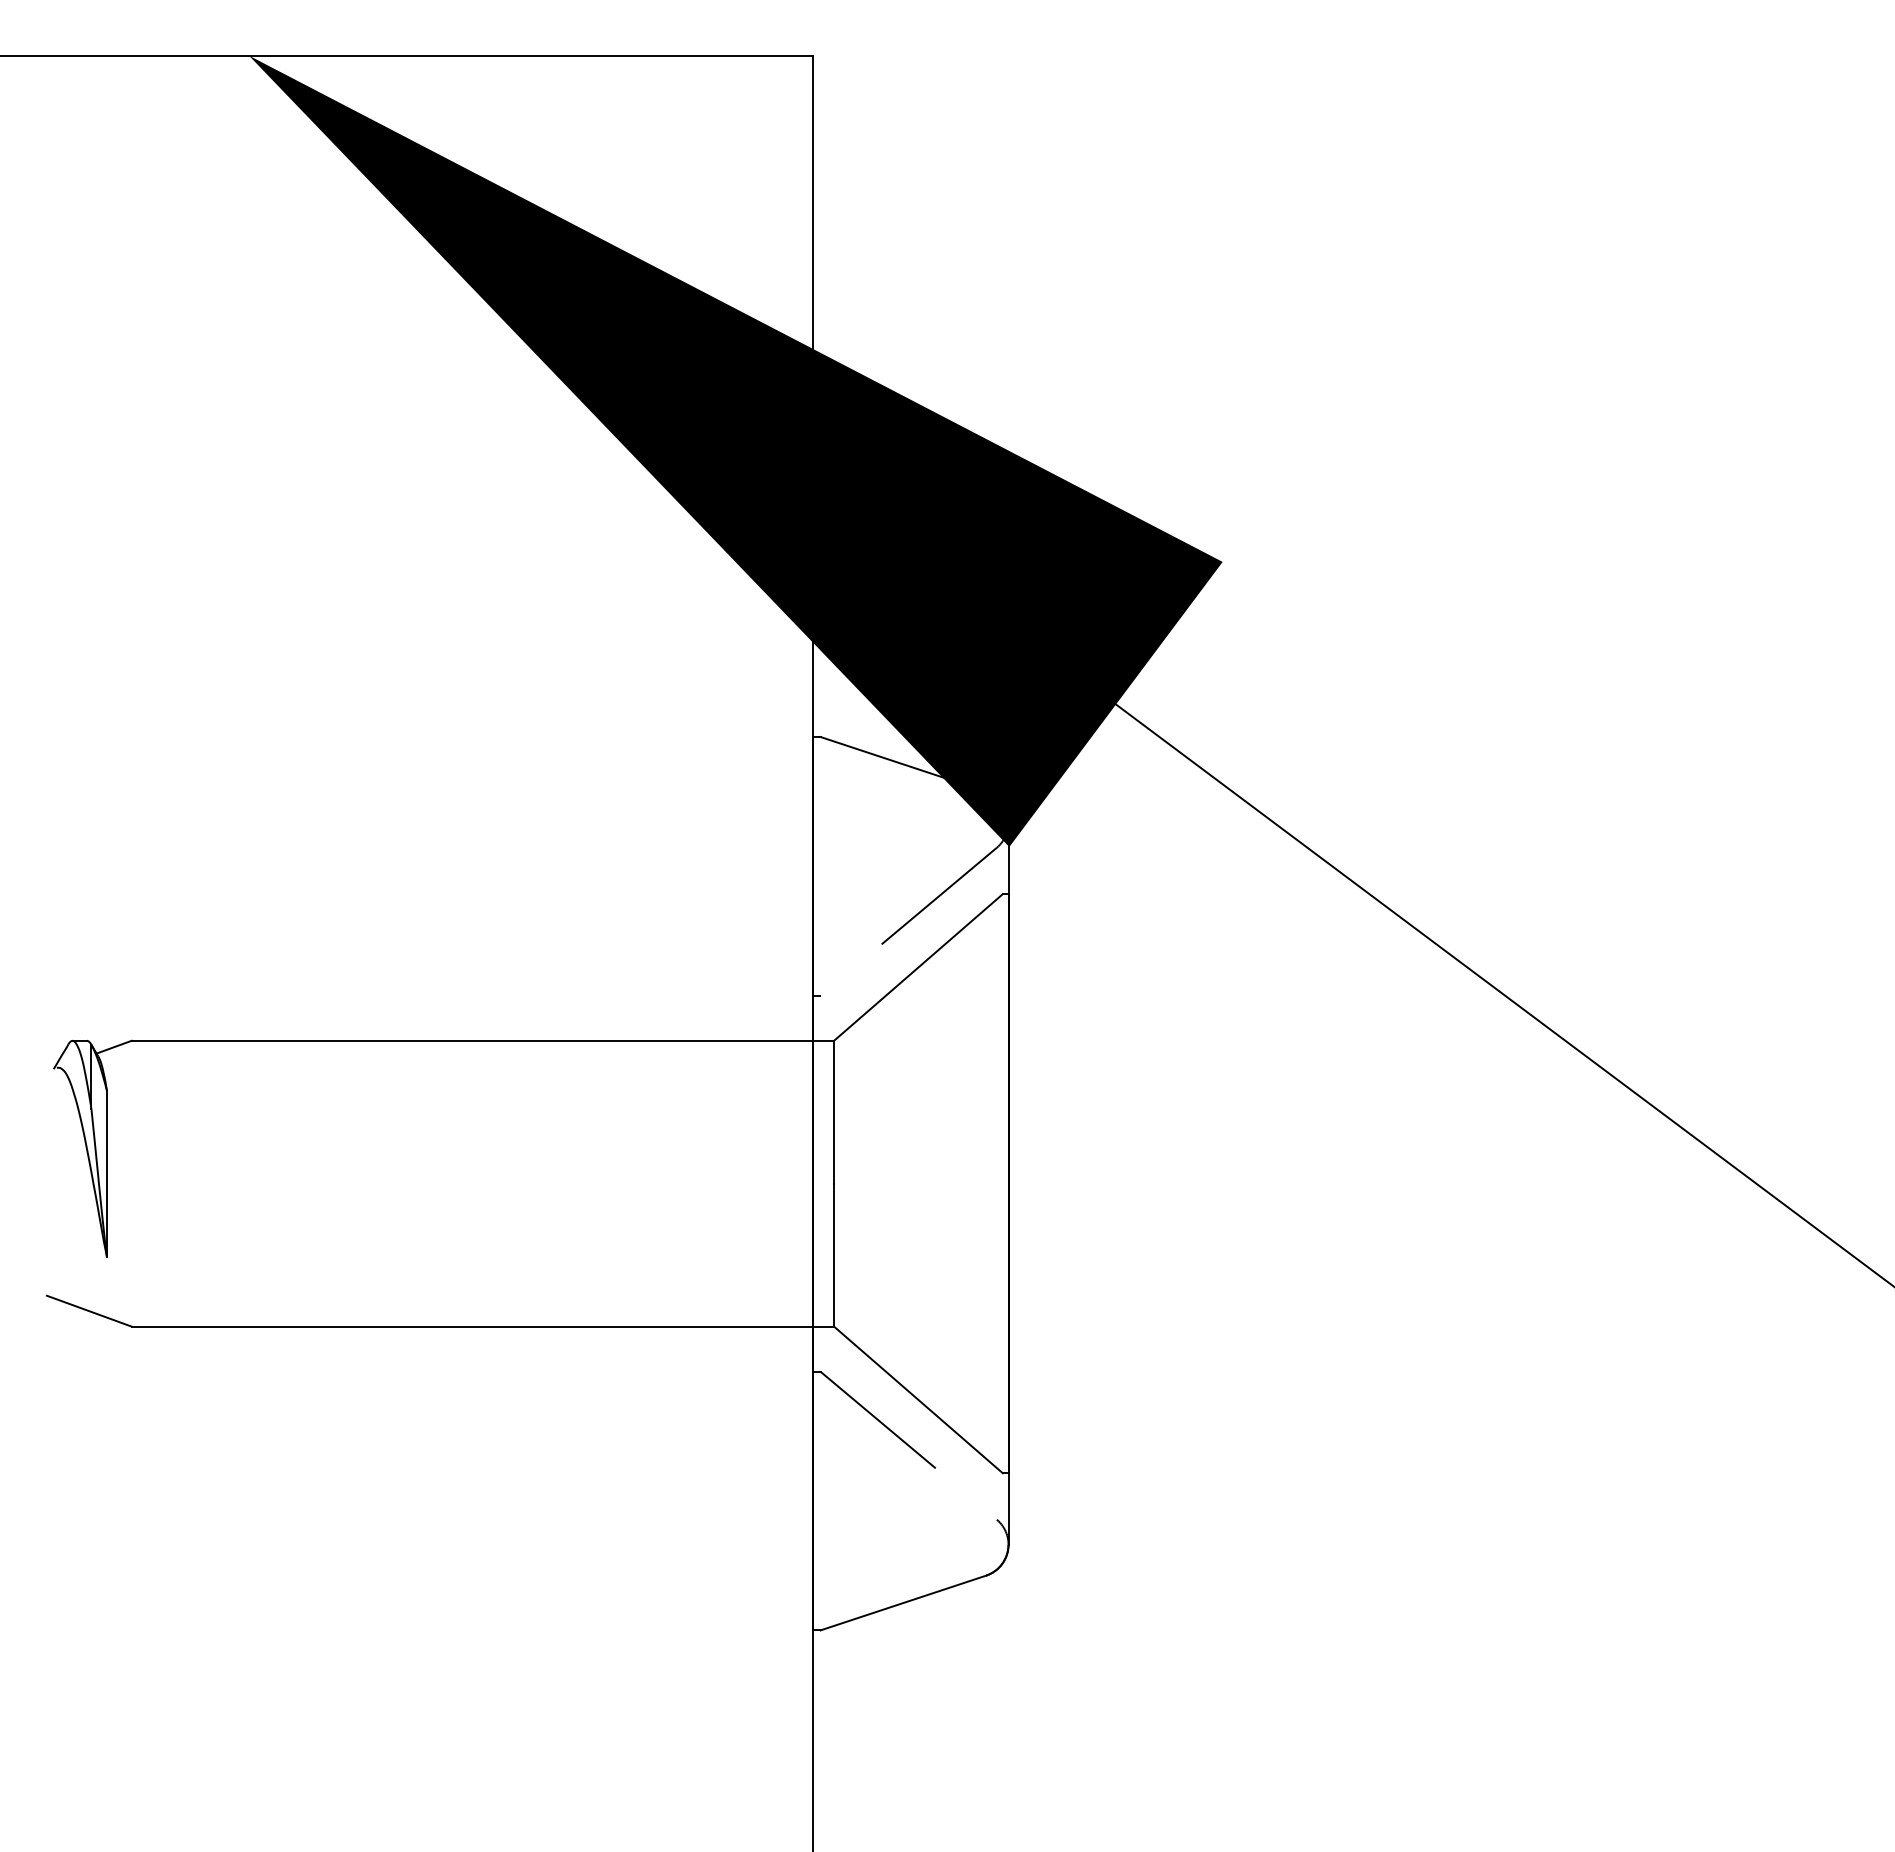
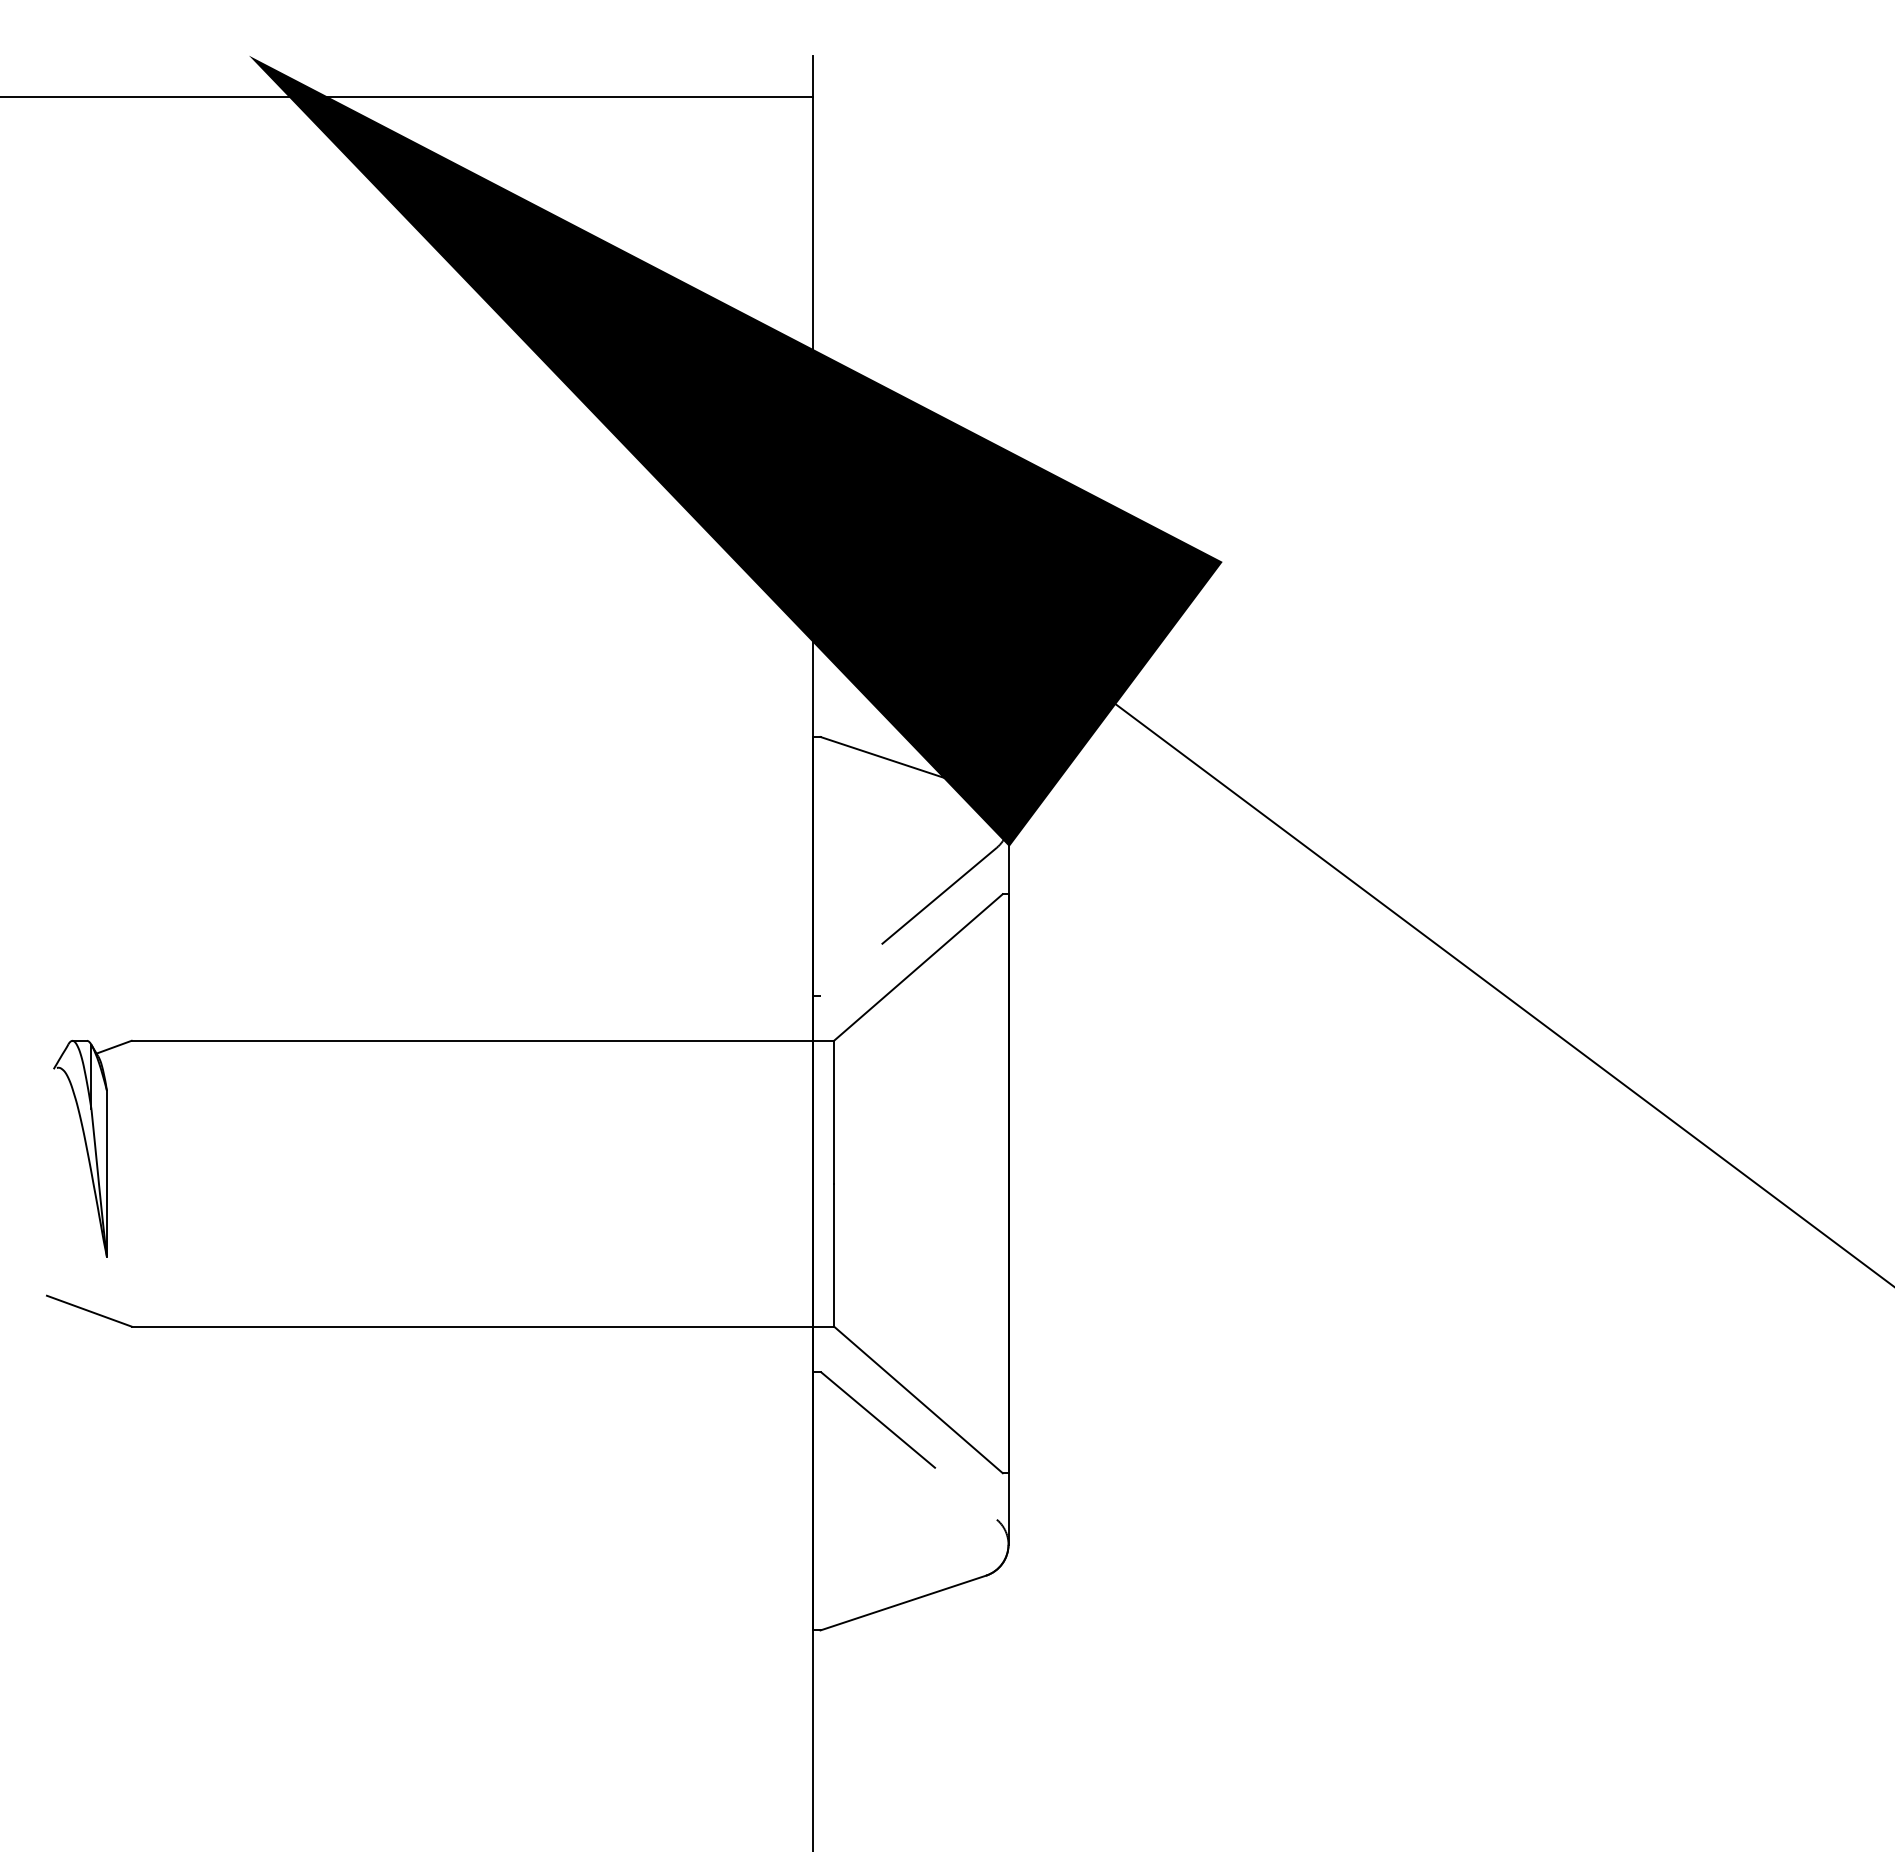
line position: (407, 55) -> (407, 96) (407, 96)
